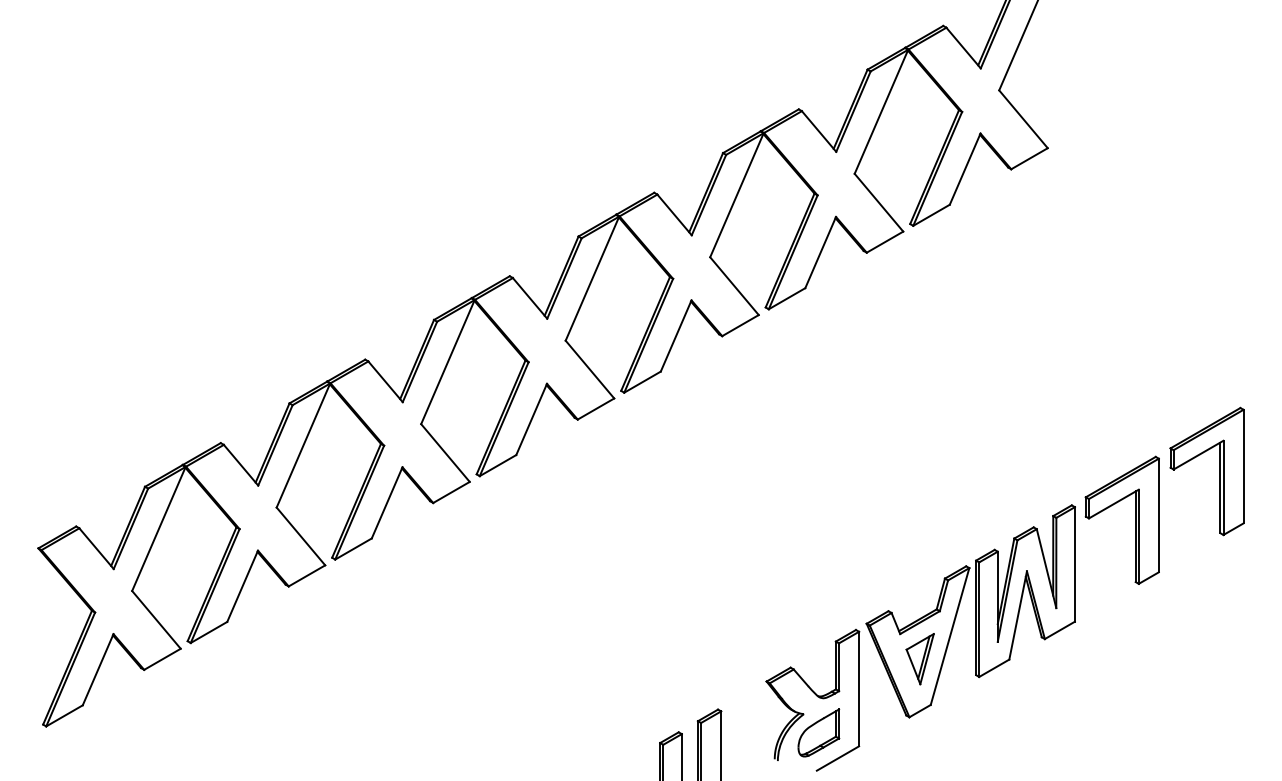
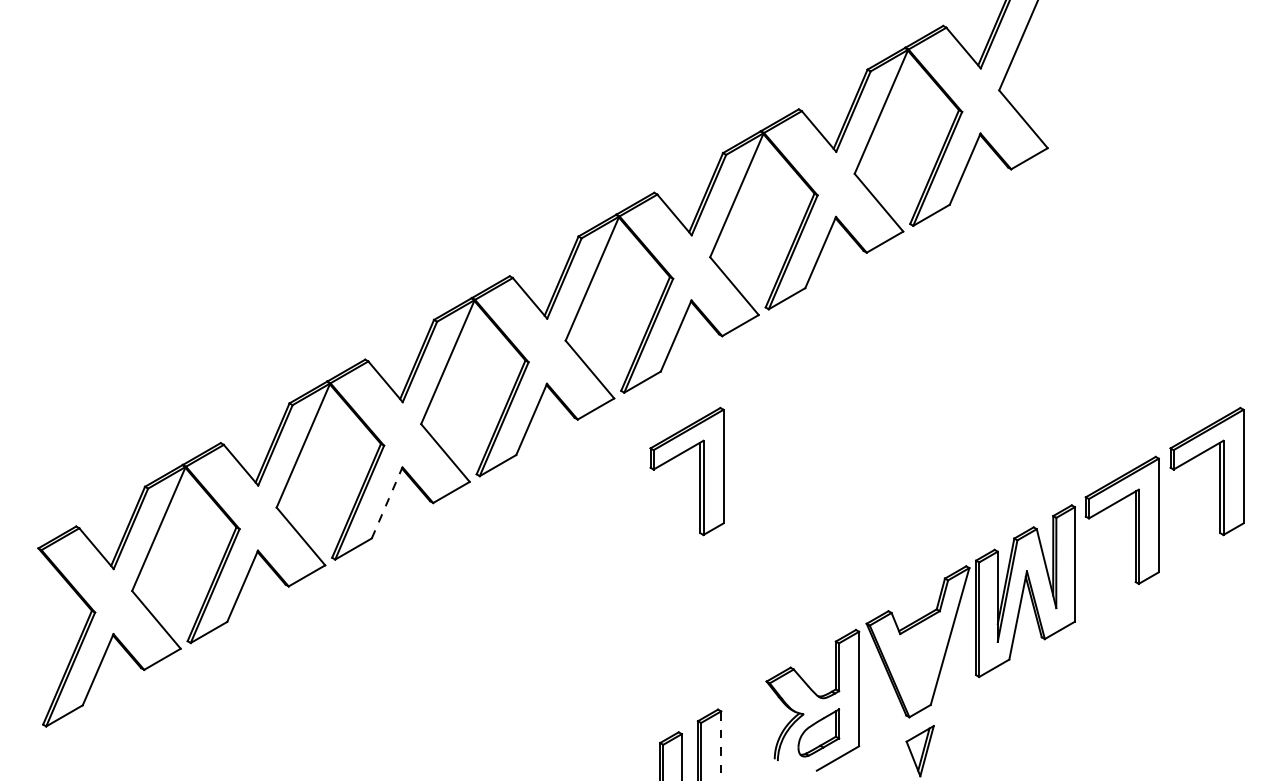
part: none -> present (699, 471)
line: solid -> dashed (387, 502)
part position: (919, 659) -> (919, 751) (919, 751)
line: solid -> dashed (721, 745)
